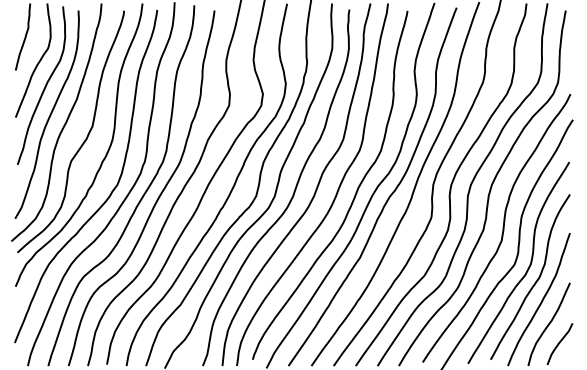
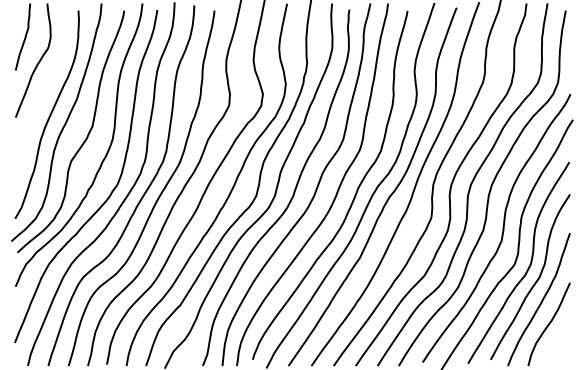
curve: present -> none (44, 86)
curve: present -> none (559, 343)
